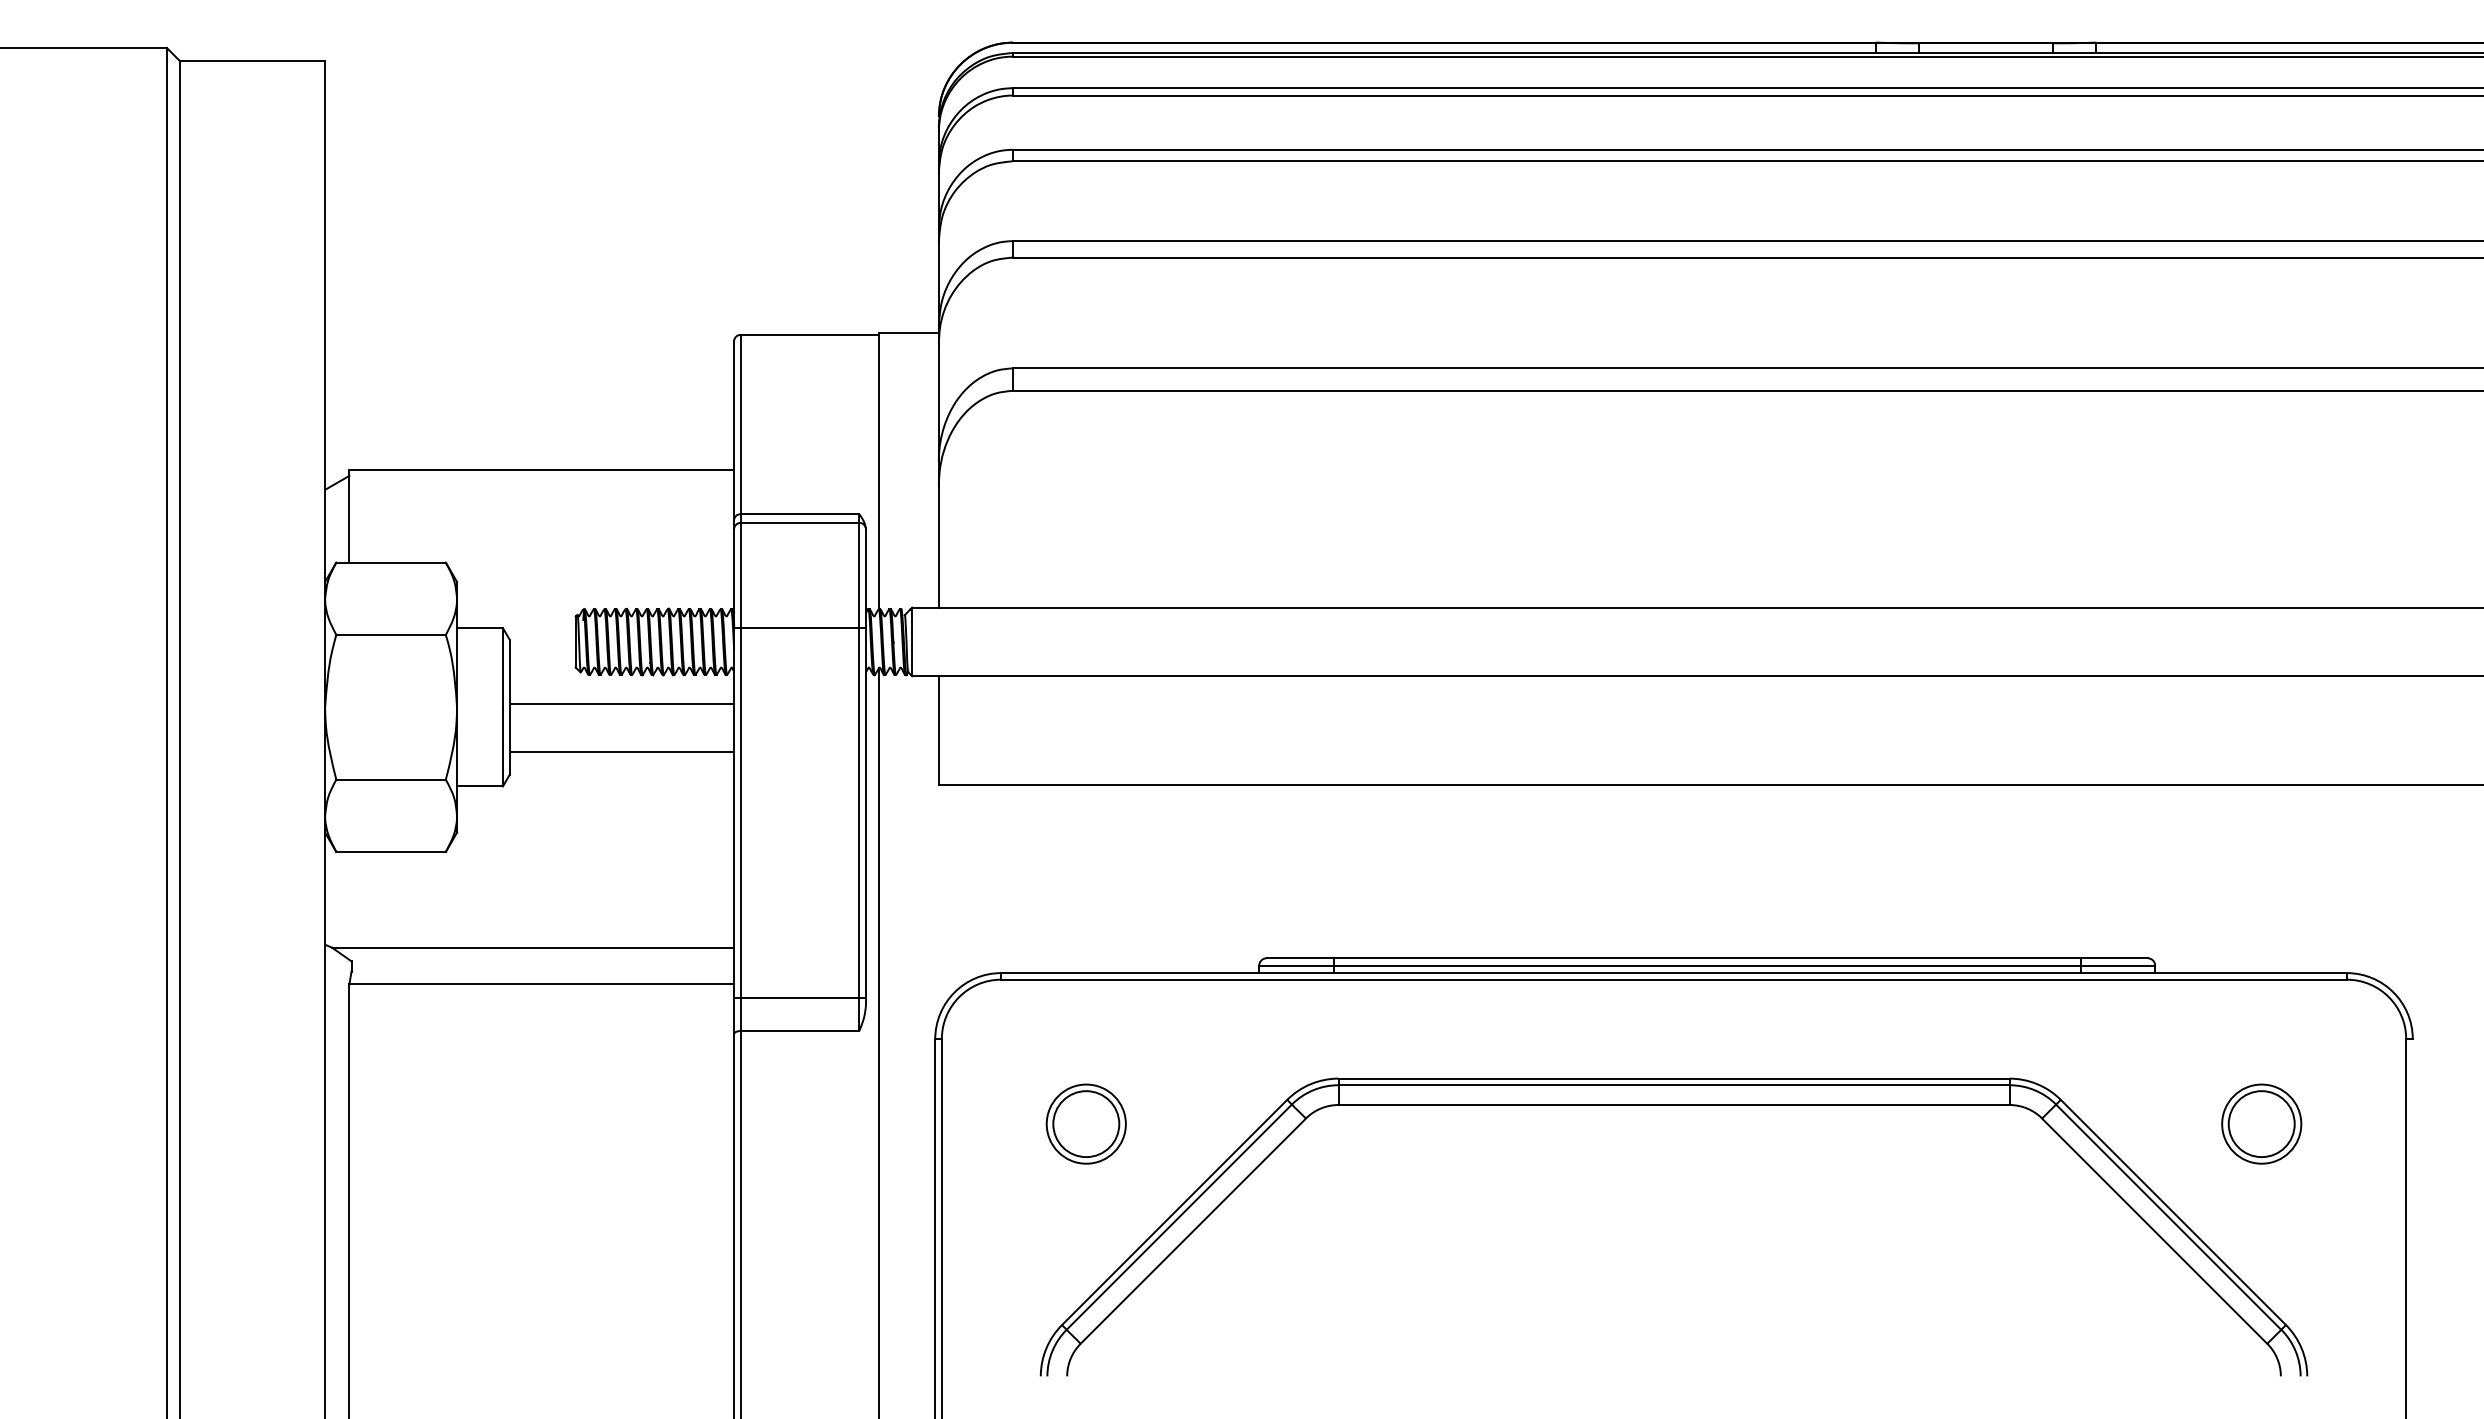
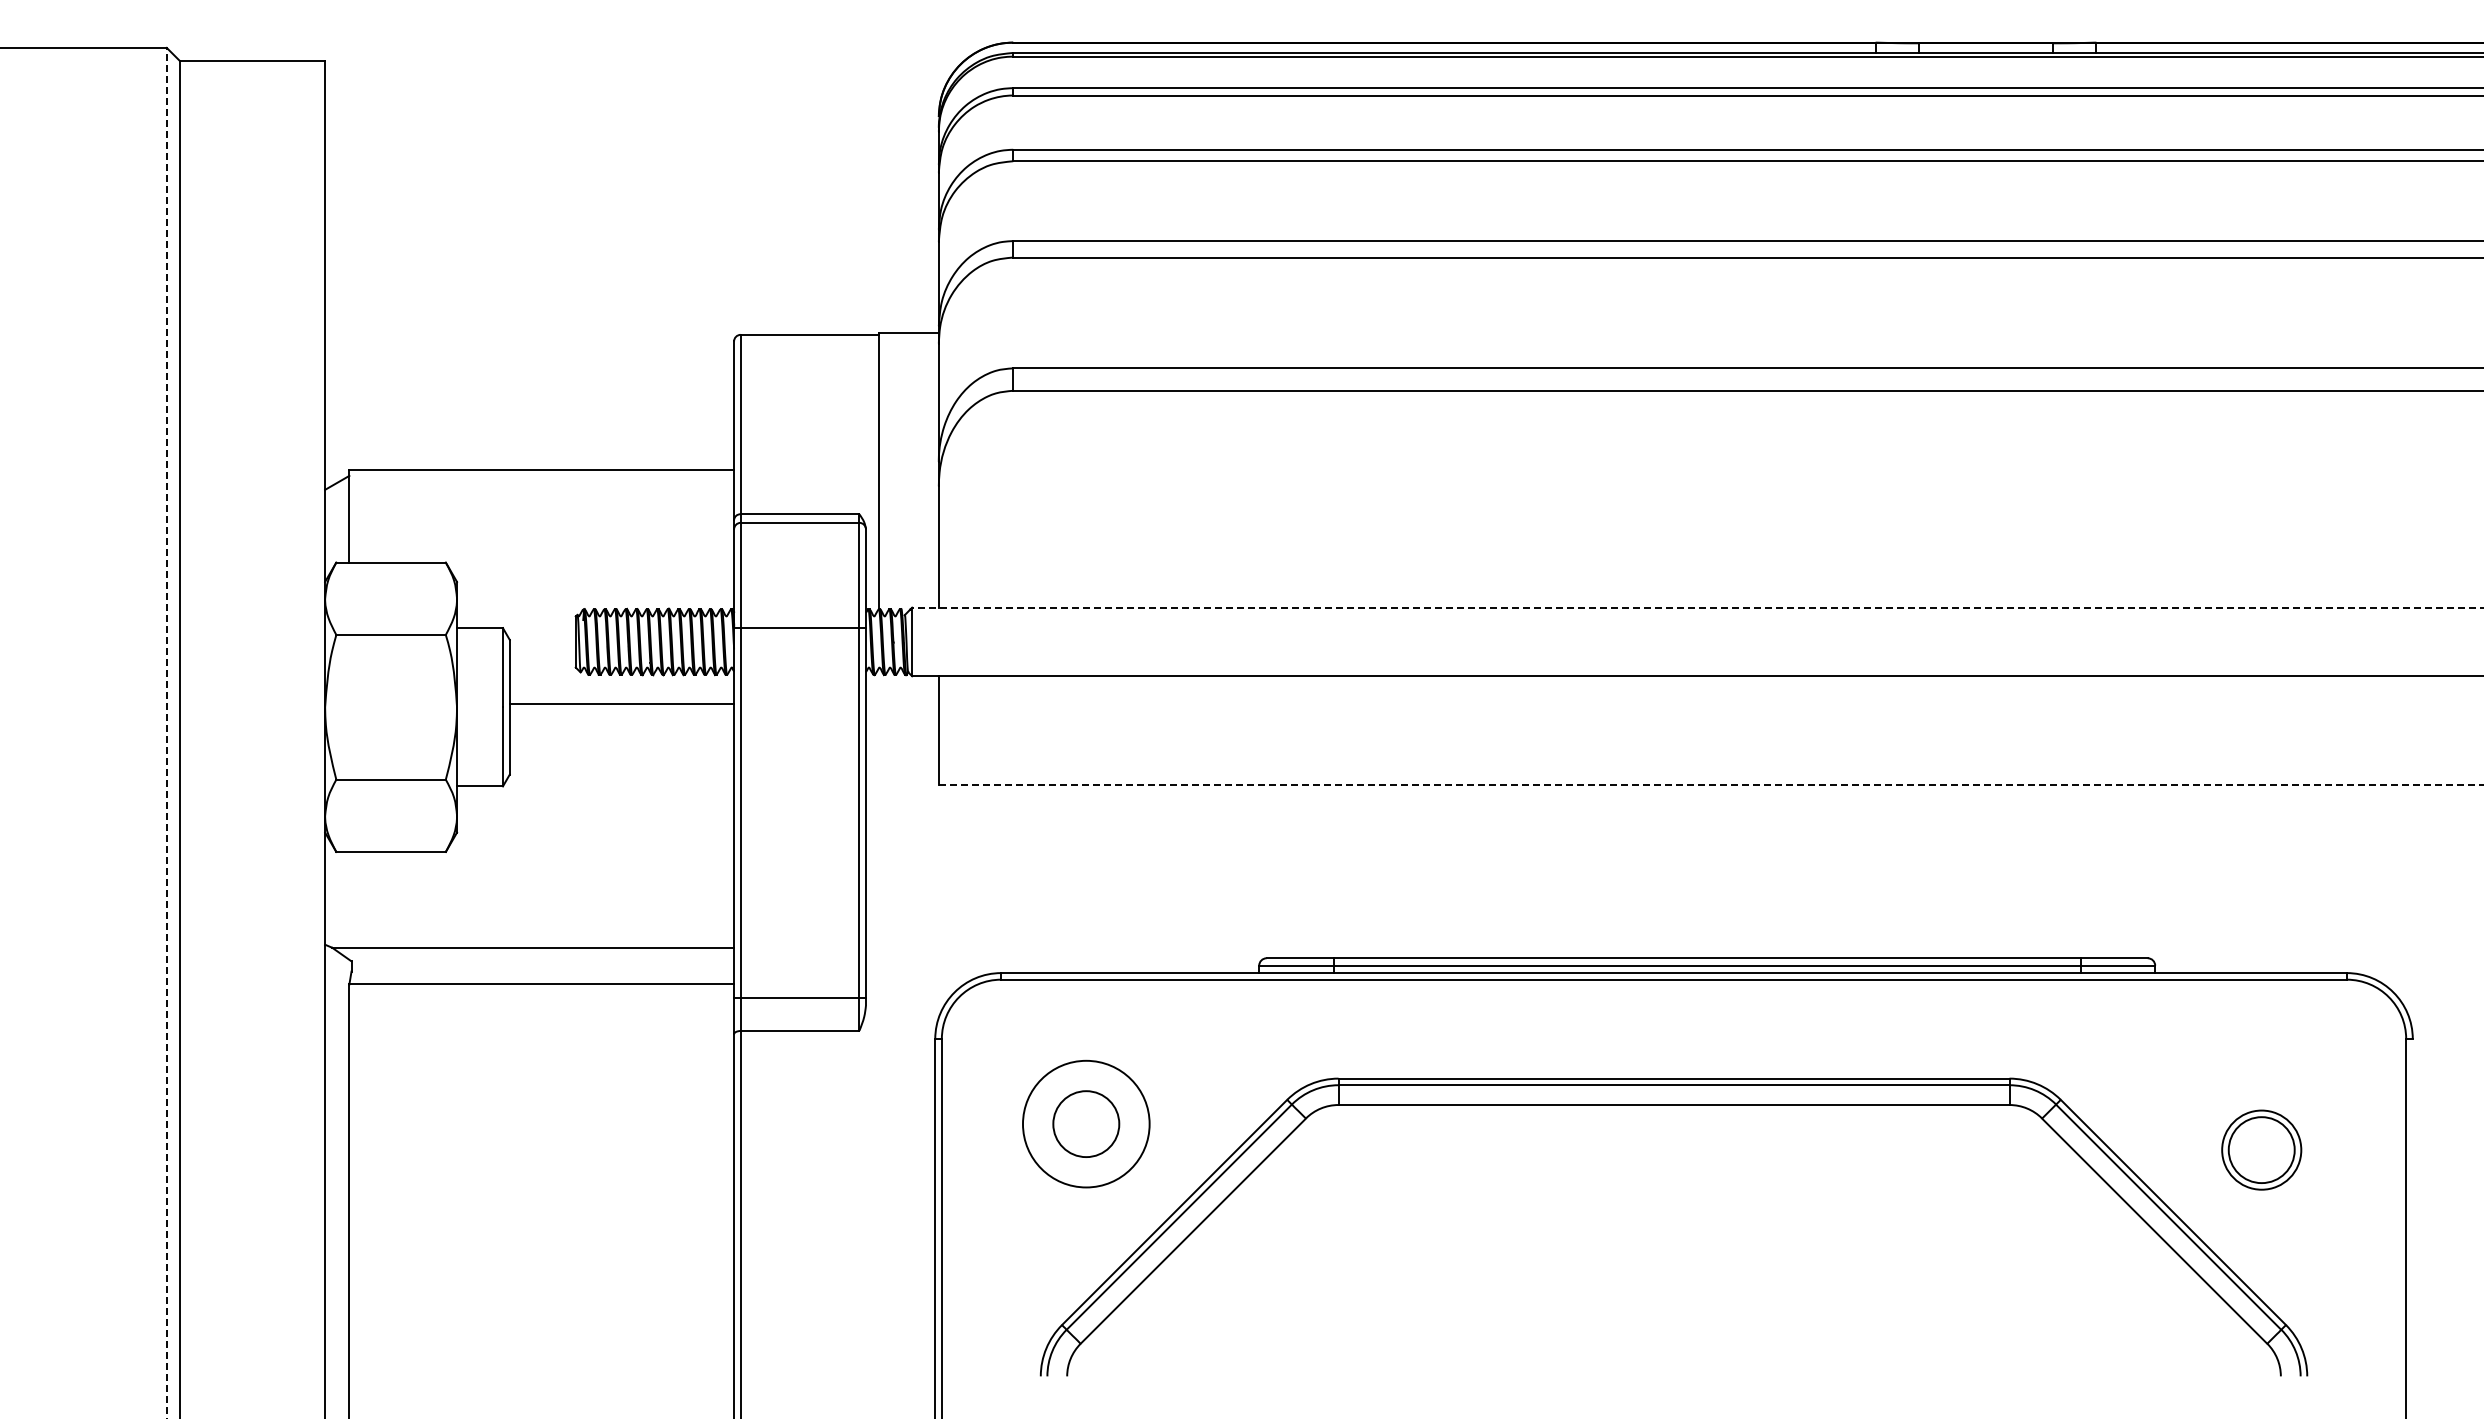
line: solid -> dashed (1697, 607)
line: solid -> dashed (166, 732)
line: present -> none (621, 751)
line: solid -> dashed (1711, 784)
line: present -> none (879, 1041)
circle diameter: 79 px -> 127 px (1086, 1123)
part position: (2261, 1123) -> (2261, 1149) (2261, 1149)
